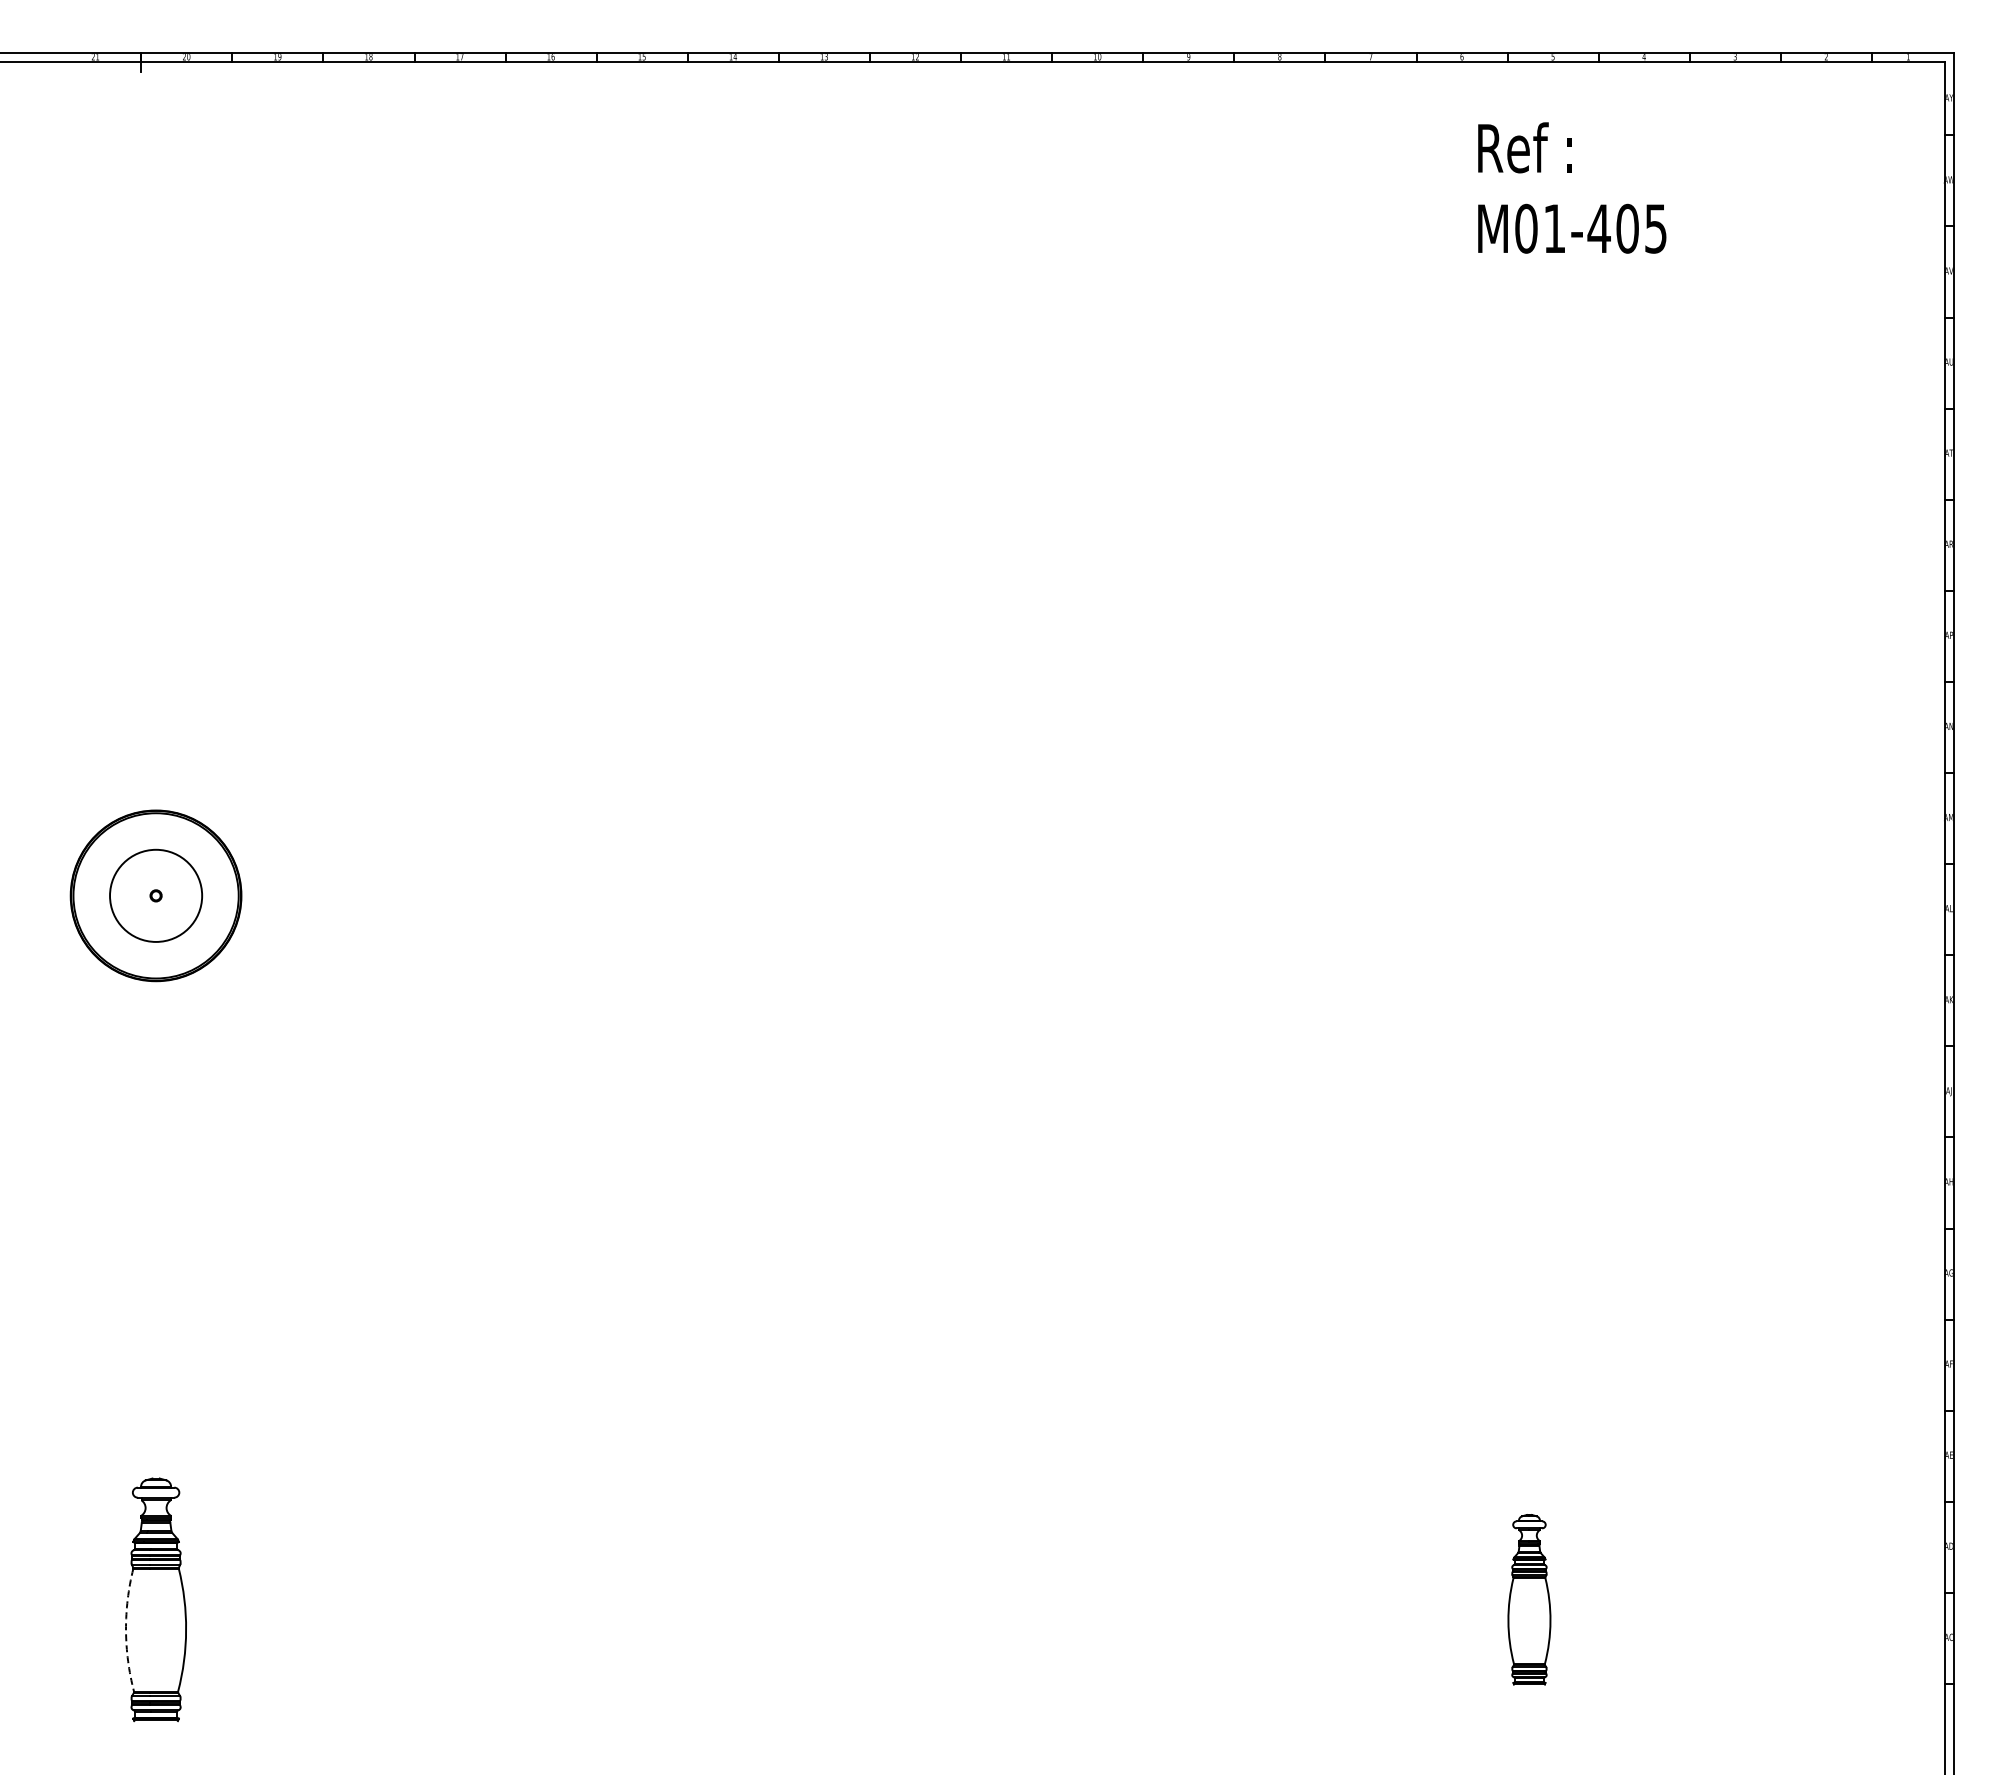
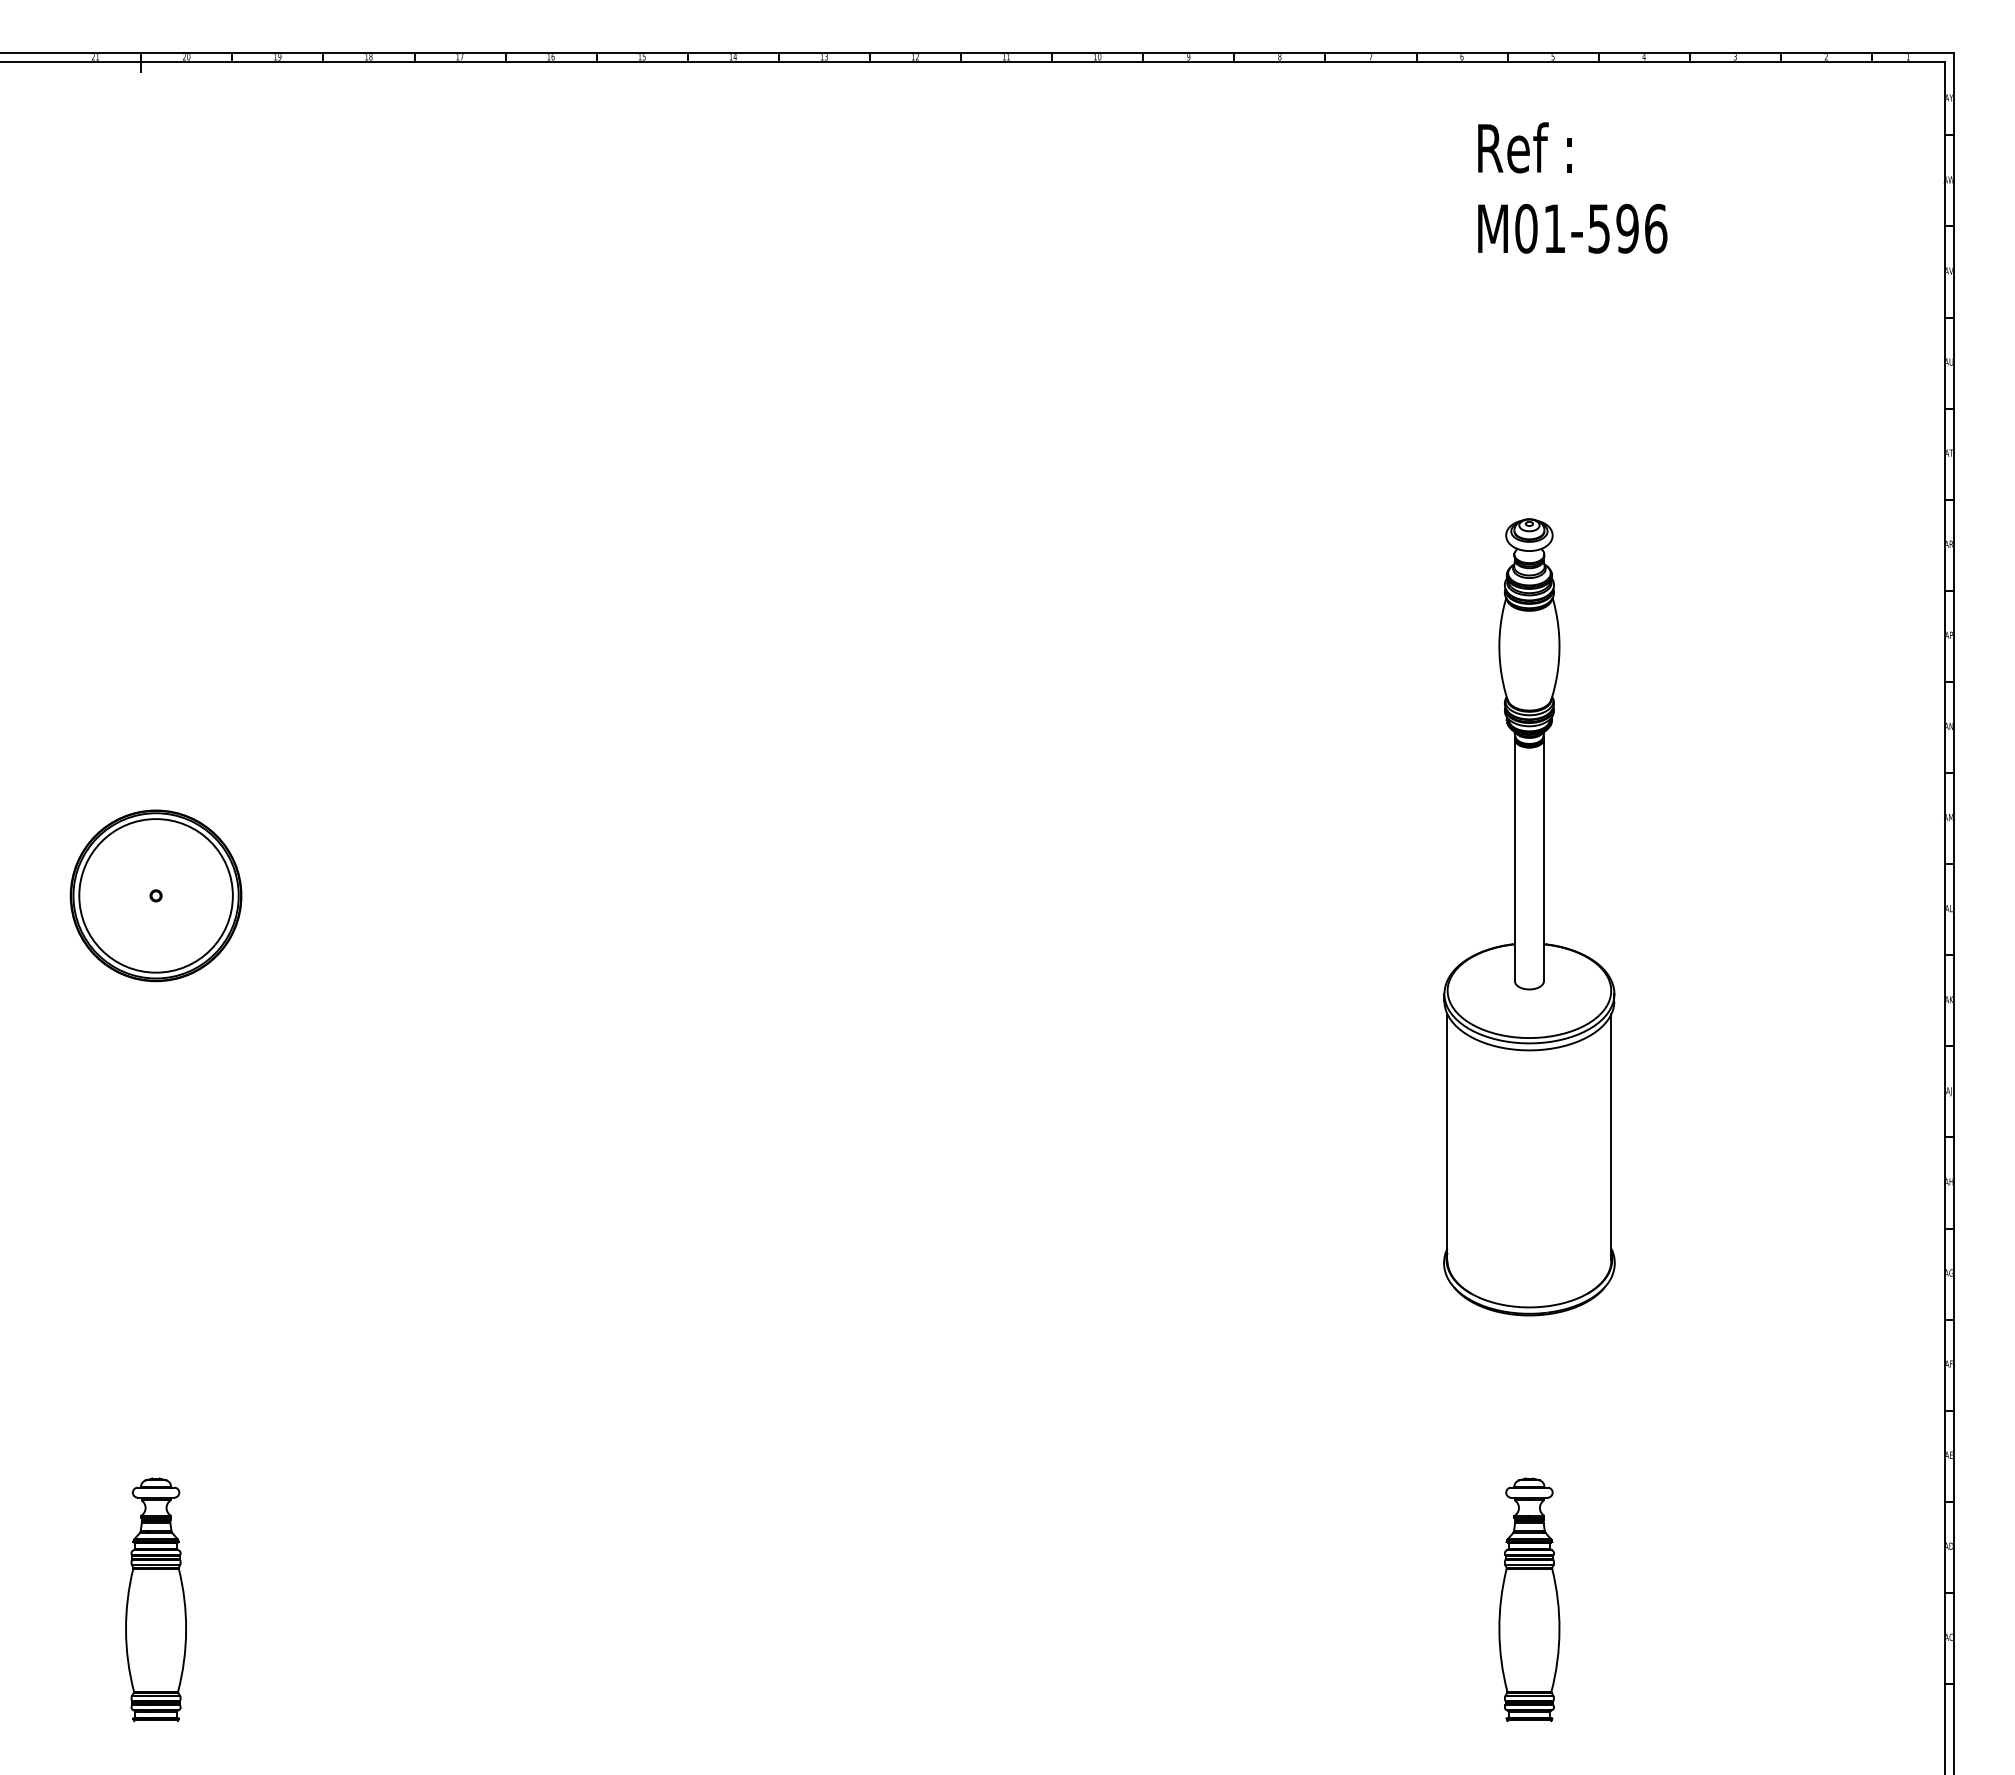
text: ^JM01-405 -> ^JM01-596 (1627, 228)
circle diameter: 92 px -> 154 px (155, 895)
part: none -> present (1529, 917)
part size: 45x172 px -> 63x246 px (1529, 1599)
arc: dashed -> solid (126, 1630)
